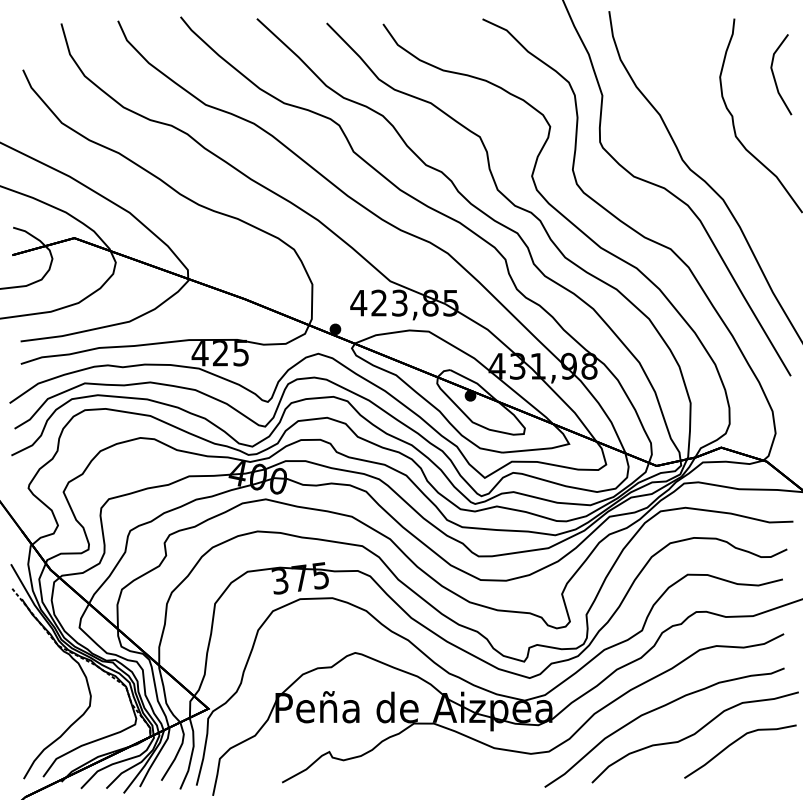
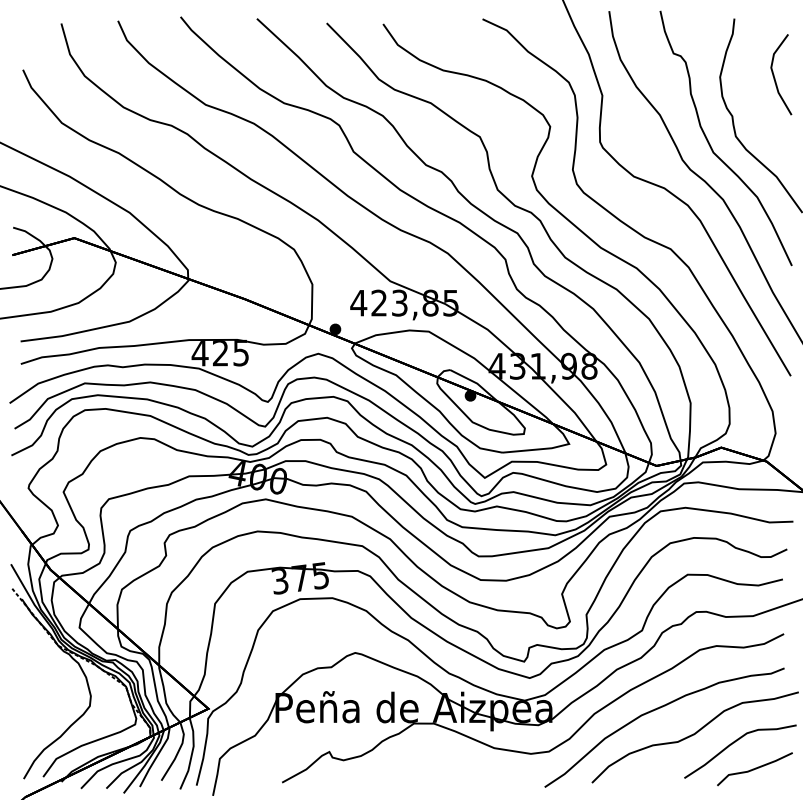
curve: none -> present (711, 146)
line: none -> present (754, 769)
